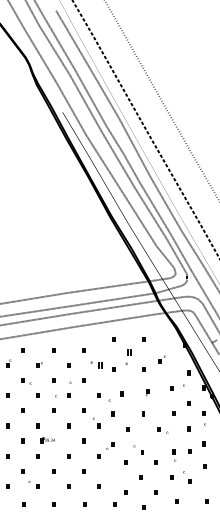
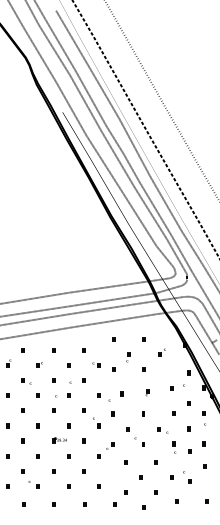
part size: 7x16 px -> 5x11 px (128, 357)
part position: (161, 359) -> (161, 352) (161, 352)
part size: 13x8 px -> 9x6 px (96, 364)
part position: (47, 440) -> (59, 440) (59, 440)
part position: (138, 449) -> (139, 441) (139, 441)
part position: (173, 455) -> (173, 447) (173, 447)
